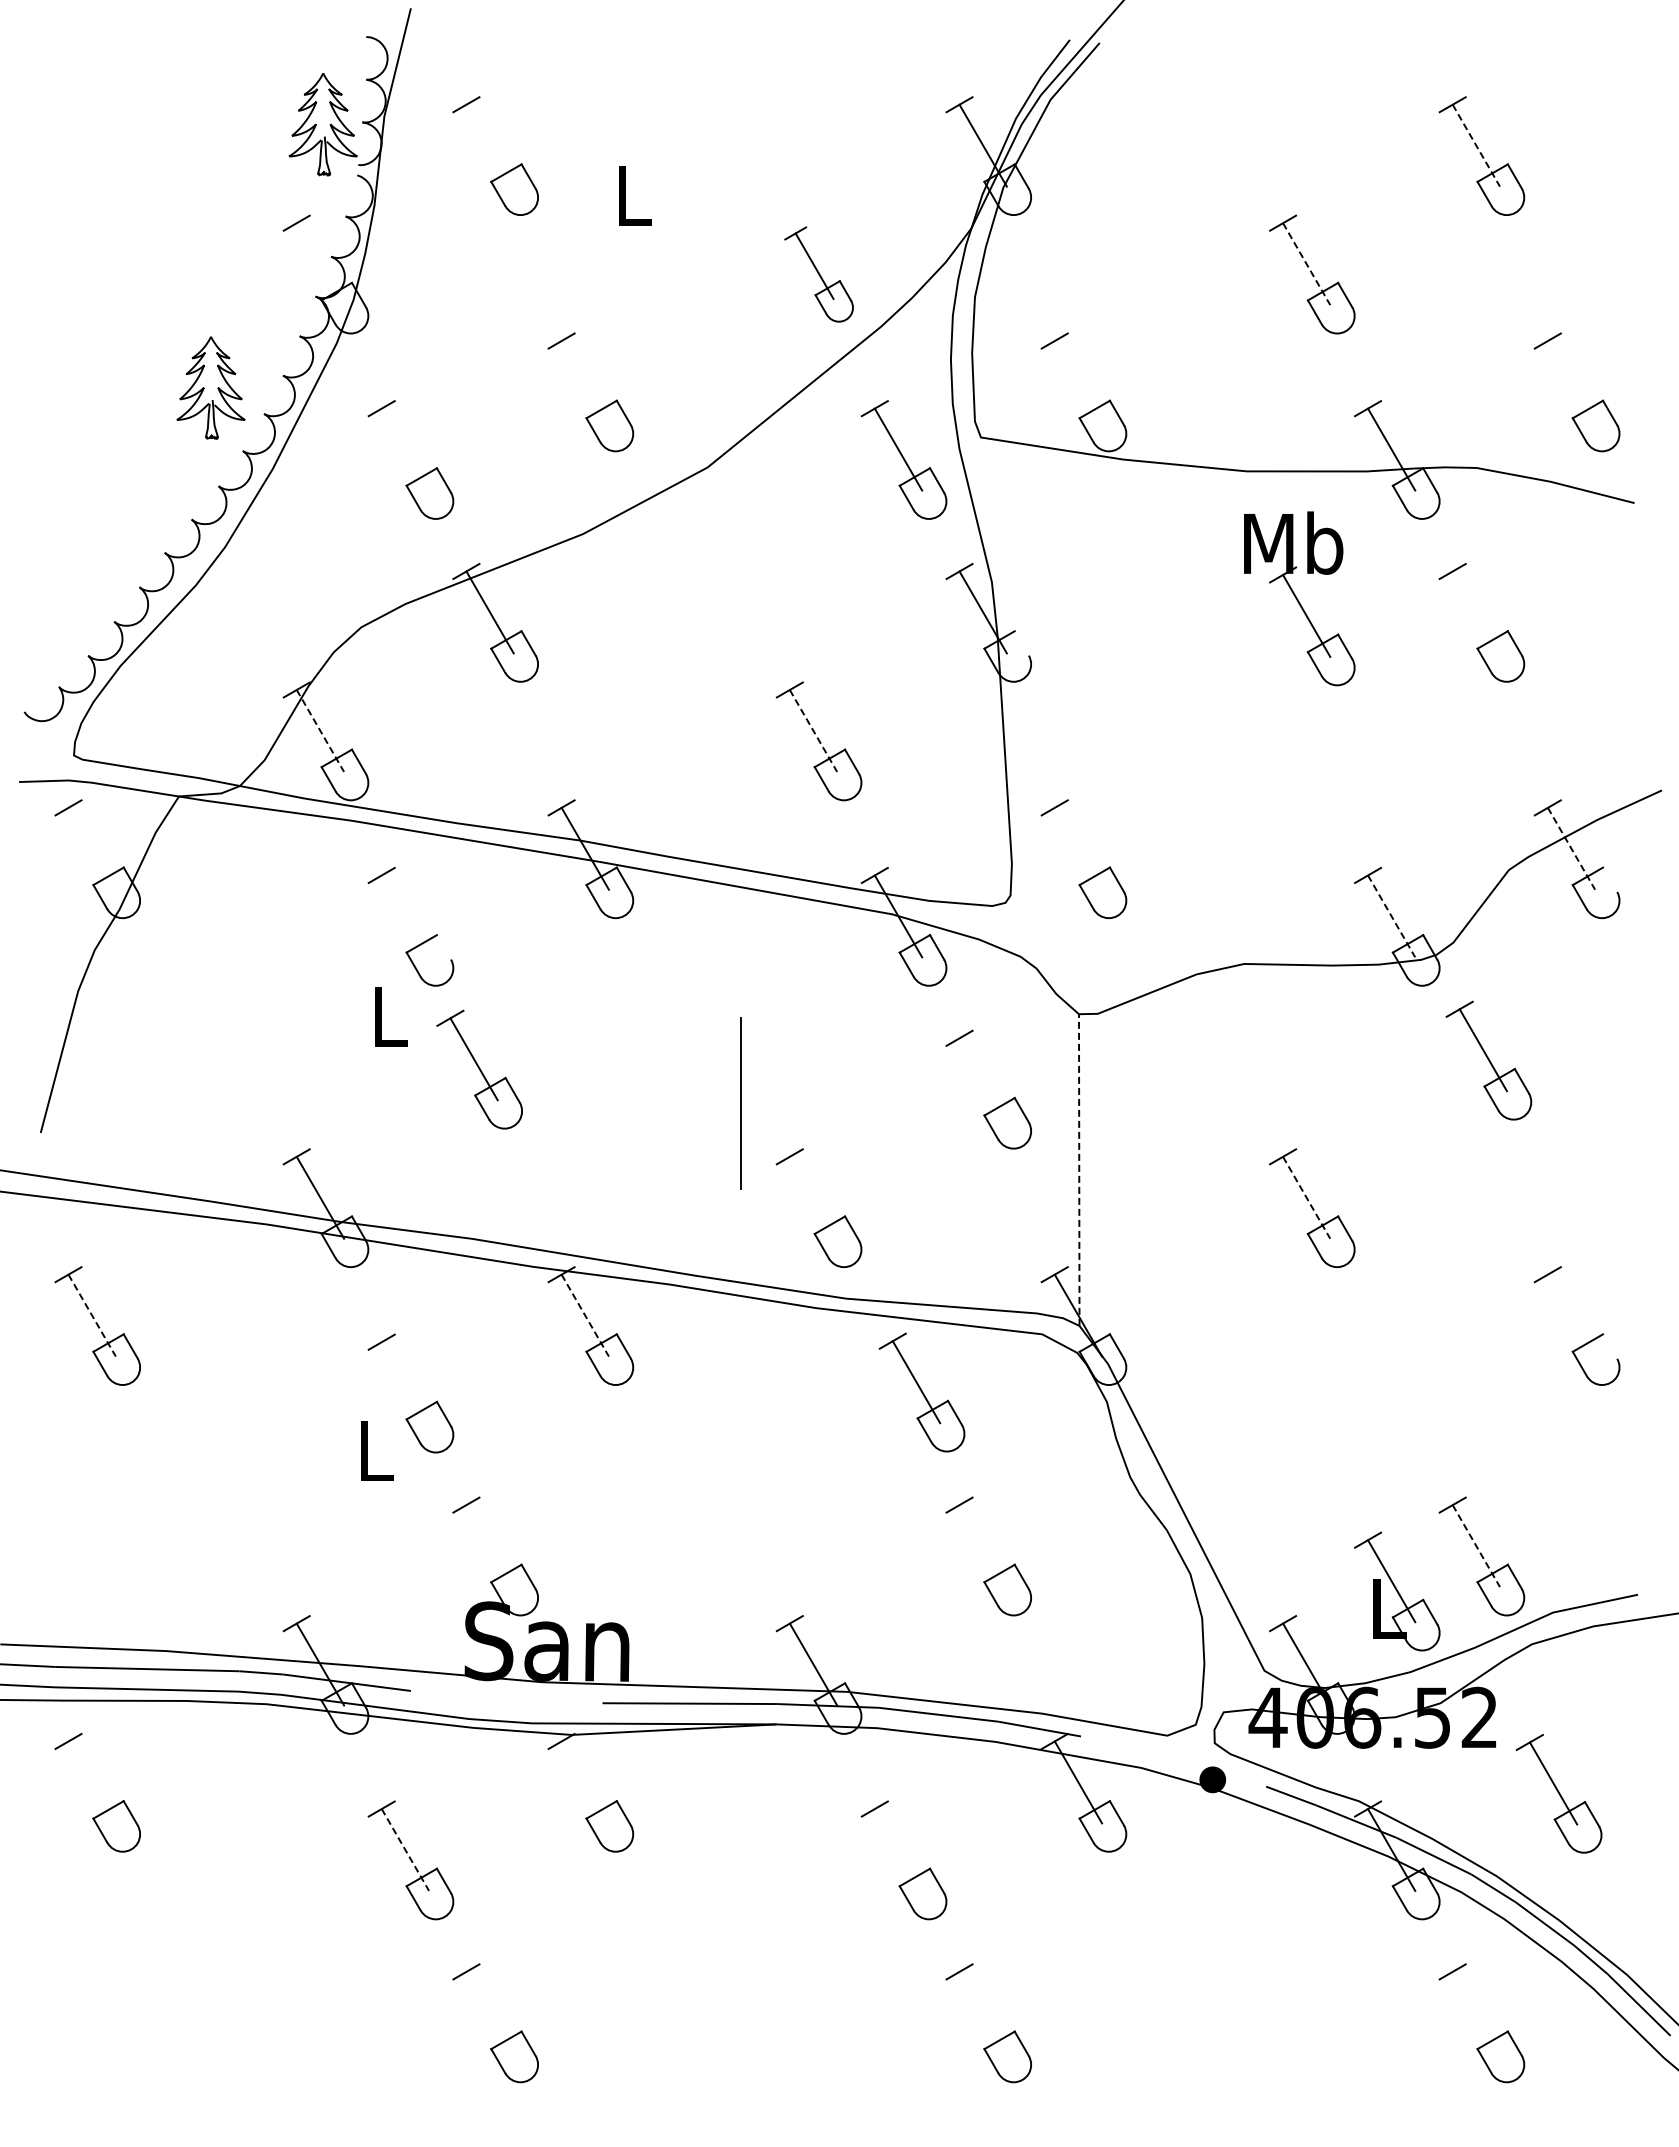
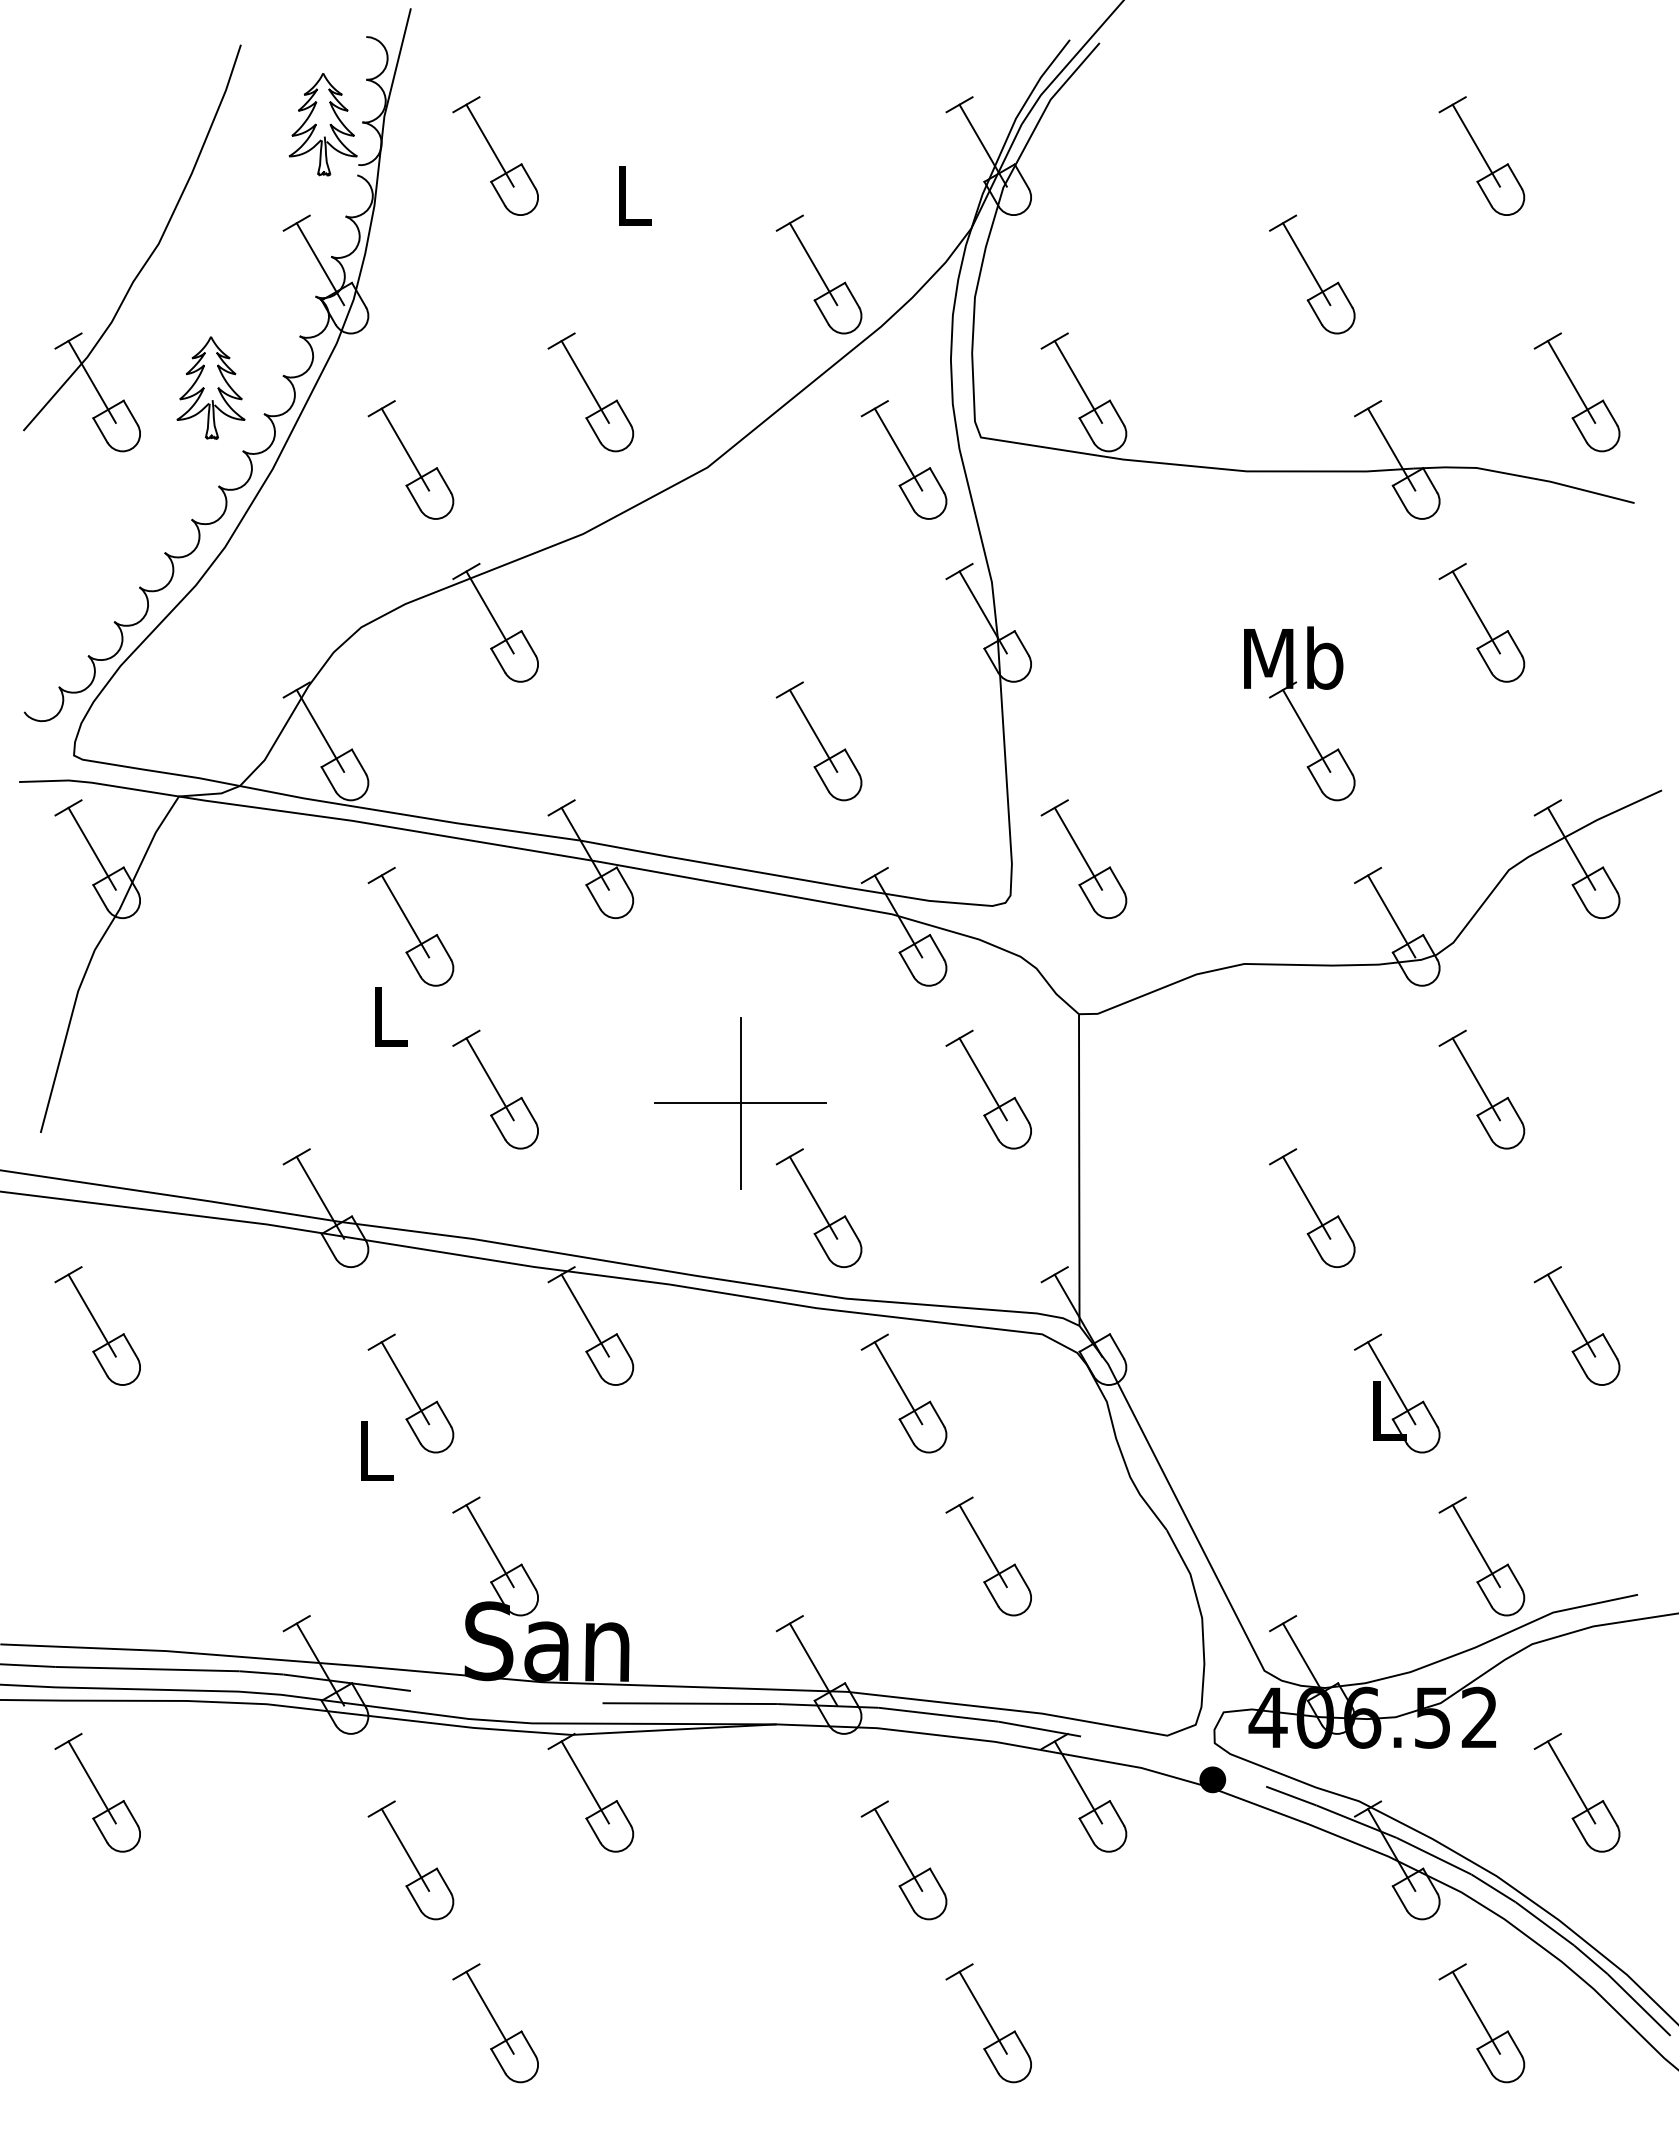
line: none -> present (489, 145)
line: dashed -> solid (1476, 146)
part: none -> present (147, 258)
line: none -> present (320, 264)
line: dashed -> solid (1306, 264)
part size: 70x97 px -> 88x121 px (818, 274)
line: none -> present (584, 381)
line: none -> present (1078, 381)
line: none -> present (1571, 381)
line: none -> present (405, 449)
part position: (1299, 598) -> (1299, 713) (1299, 713)
line: none -> present (1475, 612)
line: none -> present (1021, 643)
line: dashed -> solid (320, 731)
line: dashed -> solid (813, 731)
line: none -> present (91, 848)
line: none -> present (1078, 848)
line: dashed -> solid (1571, 849)
line: none -> present (1610, 879)
line: none -> present (405, 916)
line: dashed -> solid (1391, 916)
line: none -> present (443, 947)
part position: (1488, 1060) -> (1481, 1089) (1481, 1089)
part position: (479, 1069) -> (495, 1089) (495, 1089)
line: none -> present (982, 1079)
line: none -> present (740, 1103)
line: dashed -> solid (1079, 1170)
line: none -> present (813, 1197)
line: dashed -> solid (1306, 1198)
line: none -> present (1571, 1315)
line: dashed -> solid (92, 1316)
line: dashed -> solid (585, 1316)
line: none -> present (1610, 1346)
line: none -> present (405, 1383)
part position: (921, 1392) -> (903, 1393) (903, 1393)
line: none -> present (489, 1546)
line: none -> present (982, 1546)
line: dashed -> solid (1476, 1546)
part position: (1397, 1591) -> (1397, 1393) (1397, 1393)
line: none -> present (91, 1782)
line: none -> present (584, 1782)
part position: (1558, 1793) -> (1576, 1792) (1576, 1792)
line: none -> present (898, 1849)
line: dashed -> solid (405, 1850)
line: none -> present (489, 2012)
line: none -> present (982, 2012)
line: none -> present (1475, 2012)
